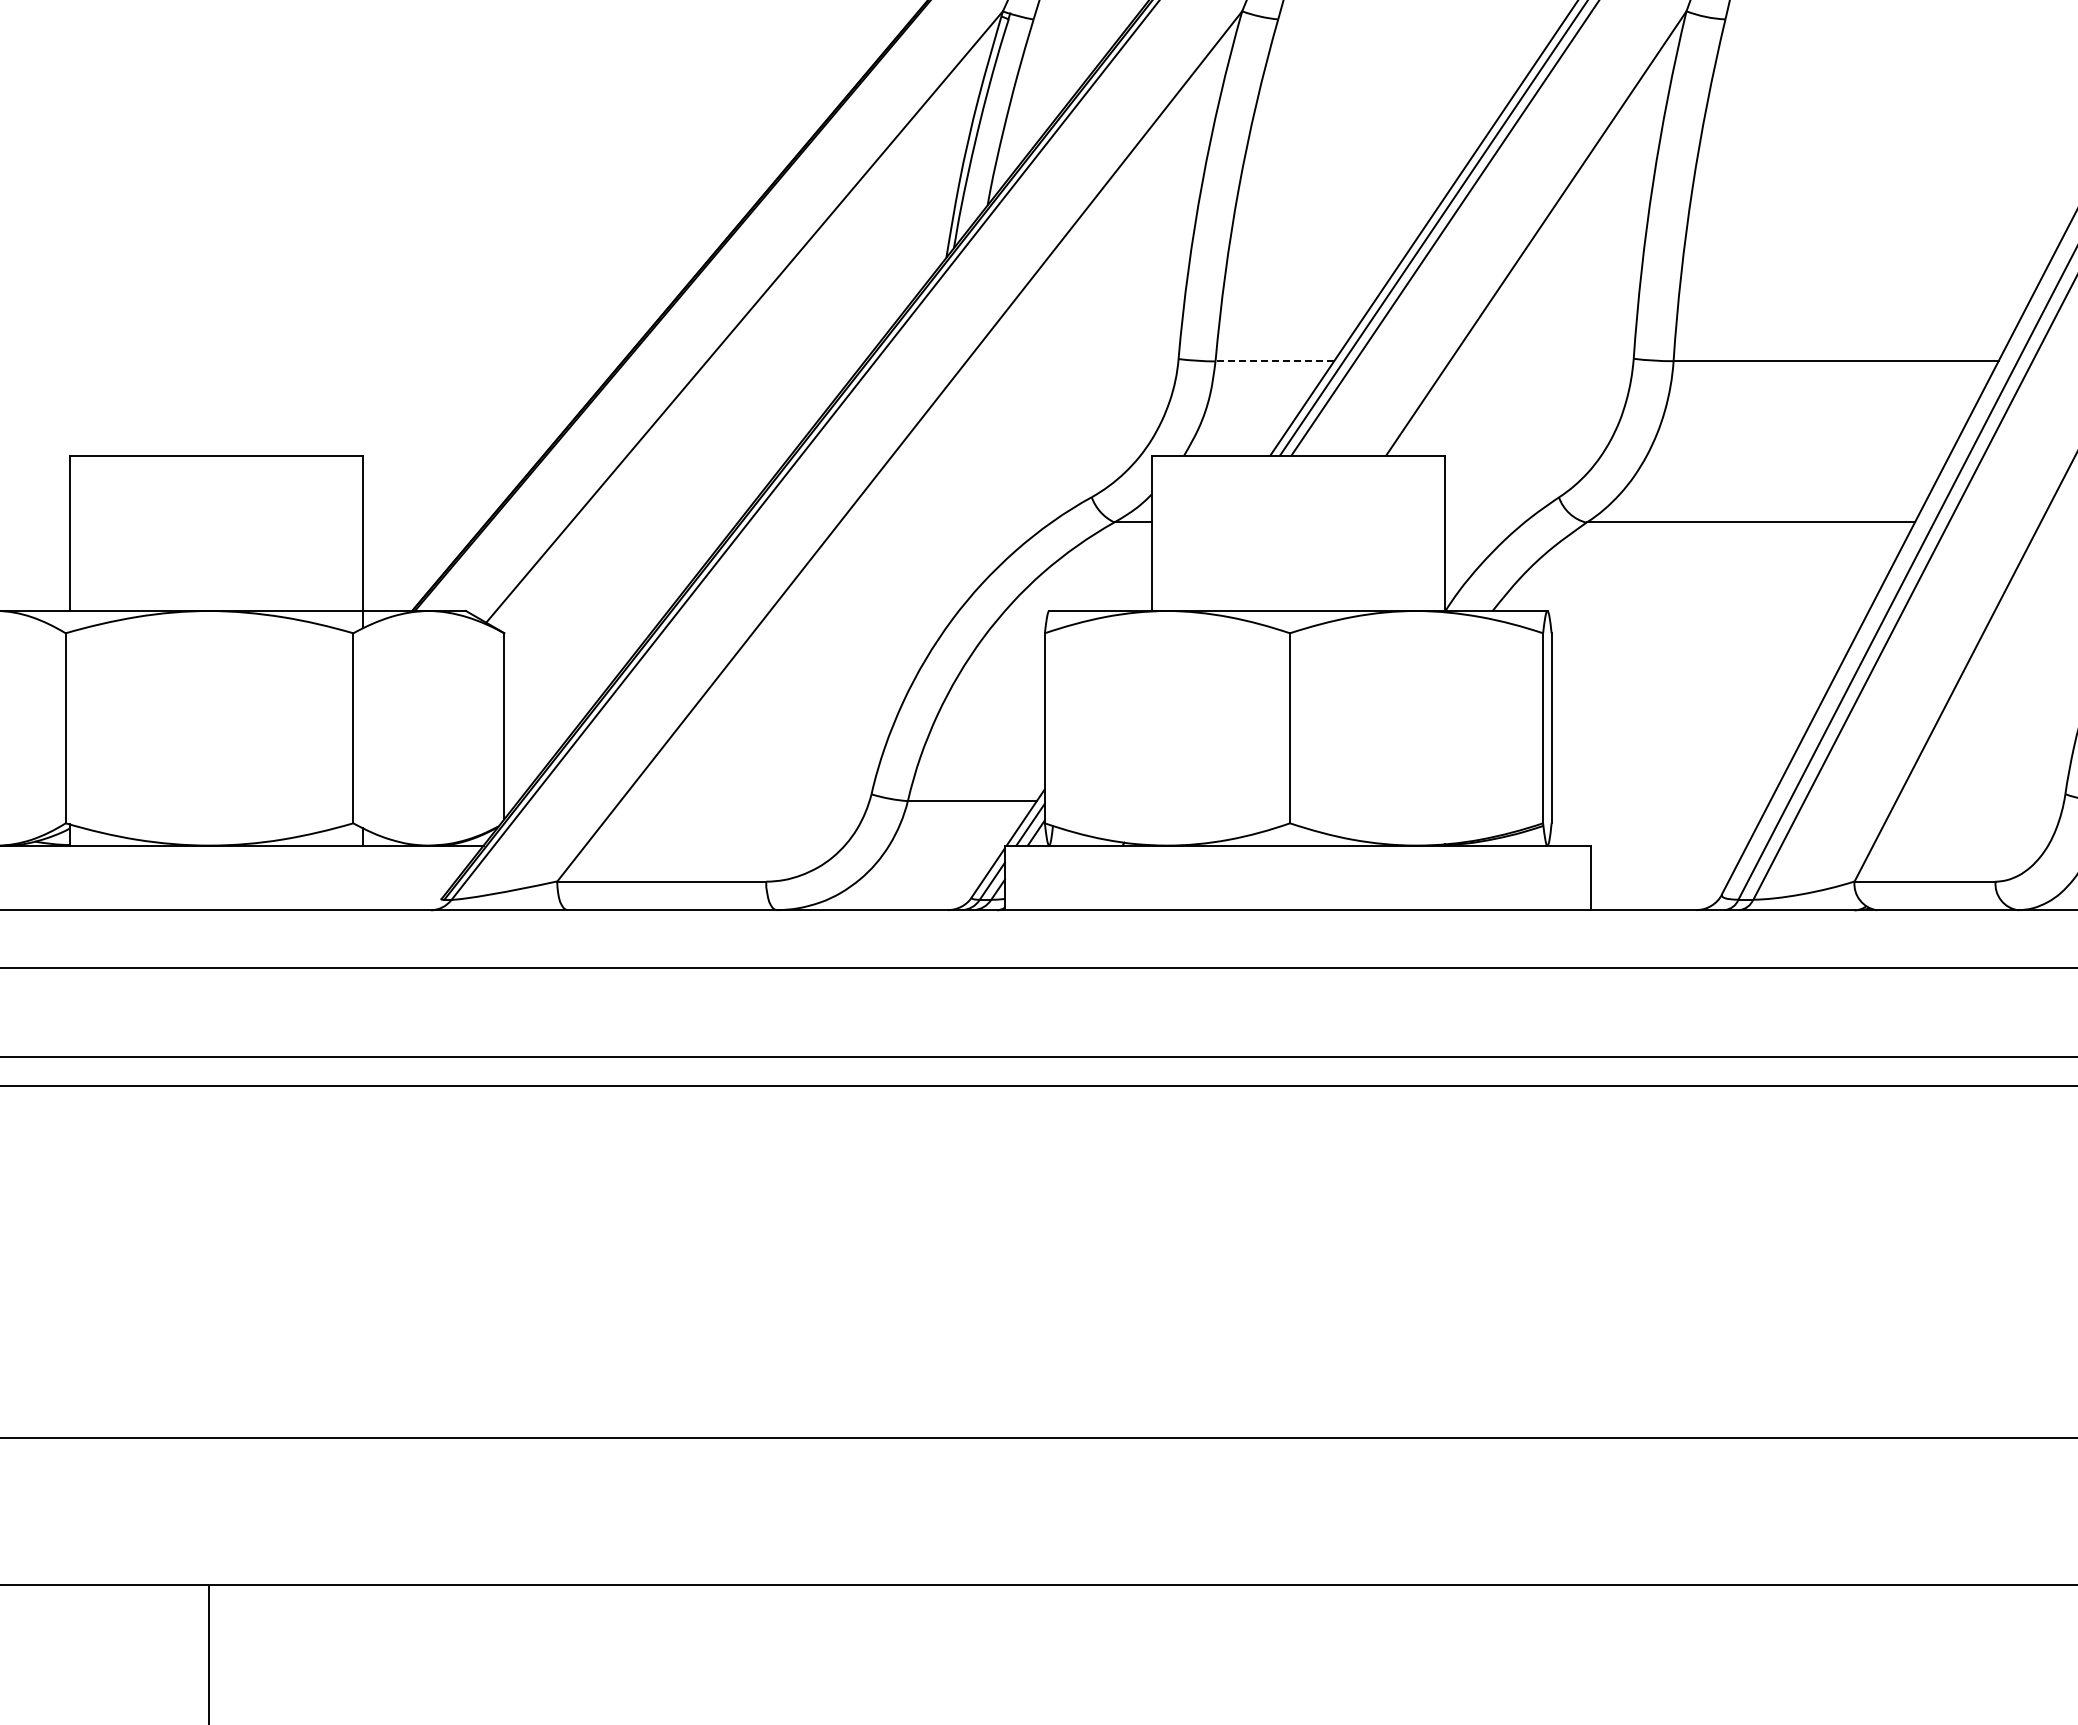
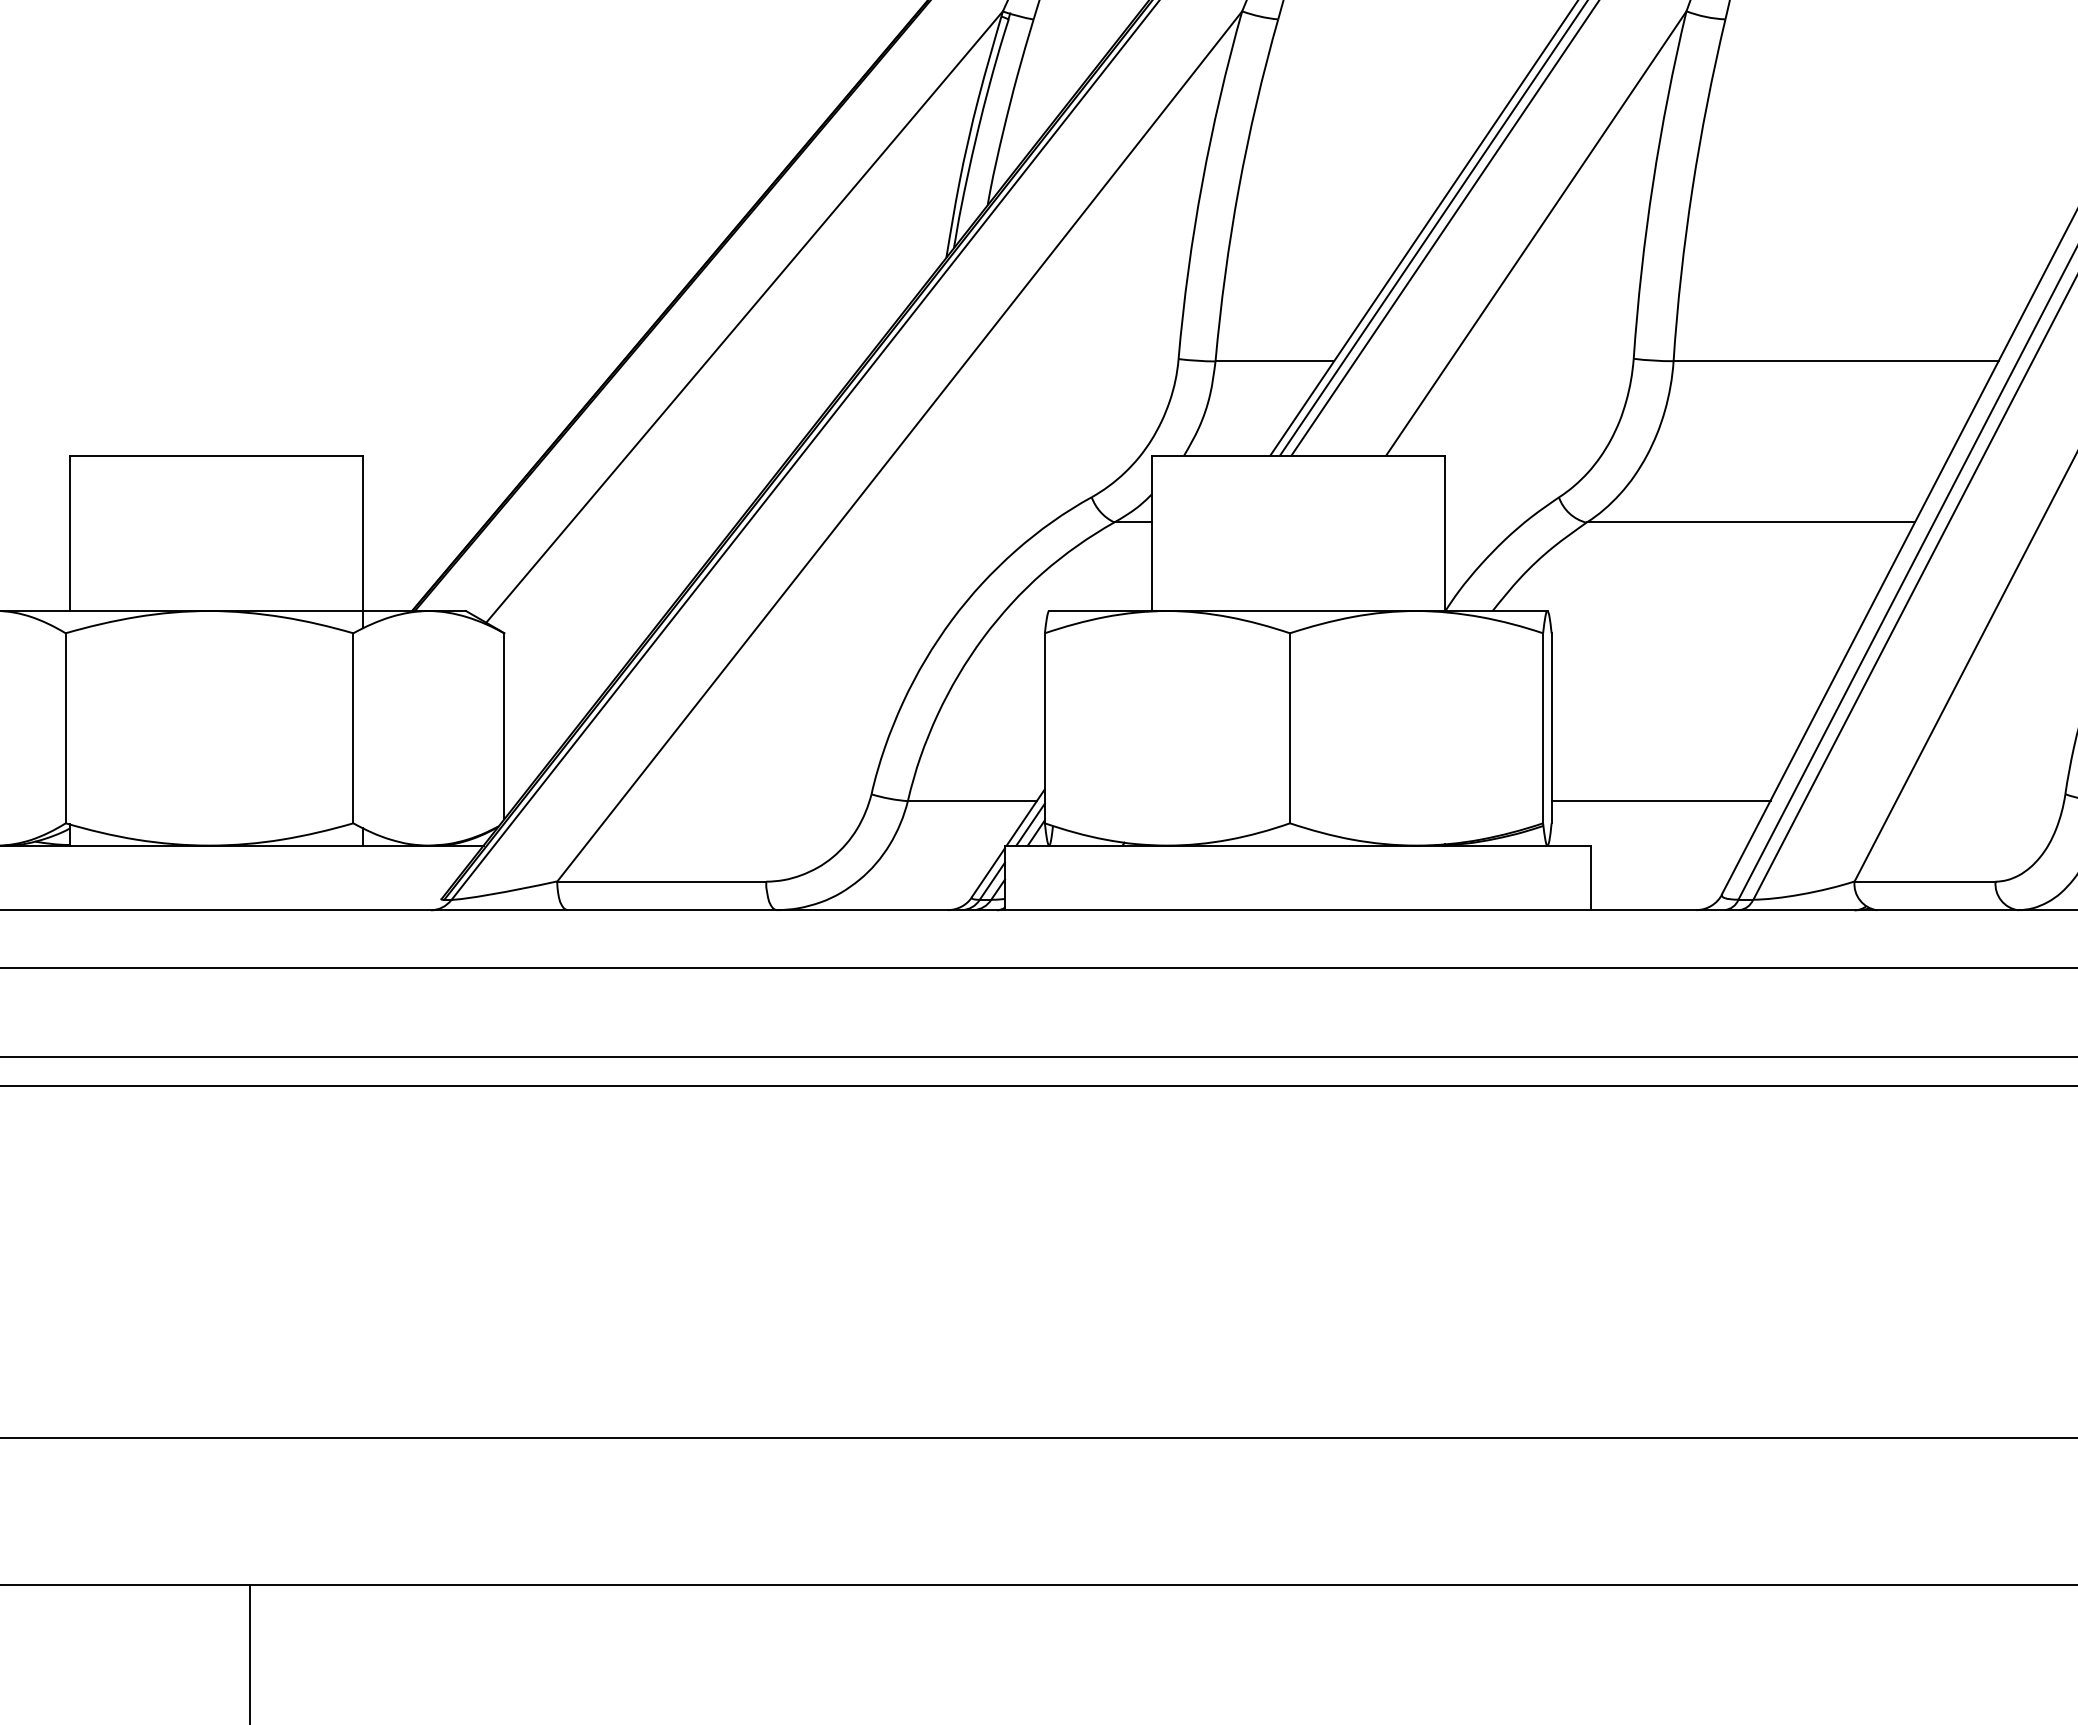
line: dashed -> solid (1274, 361)
line: none -> present (1660, 801)
line position: (209, 1652) -> (250, 1652) (250, 1652)
